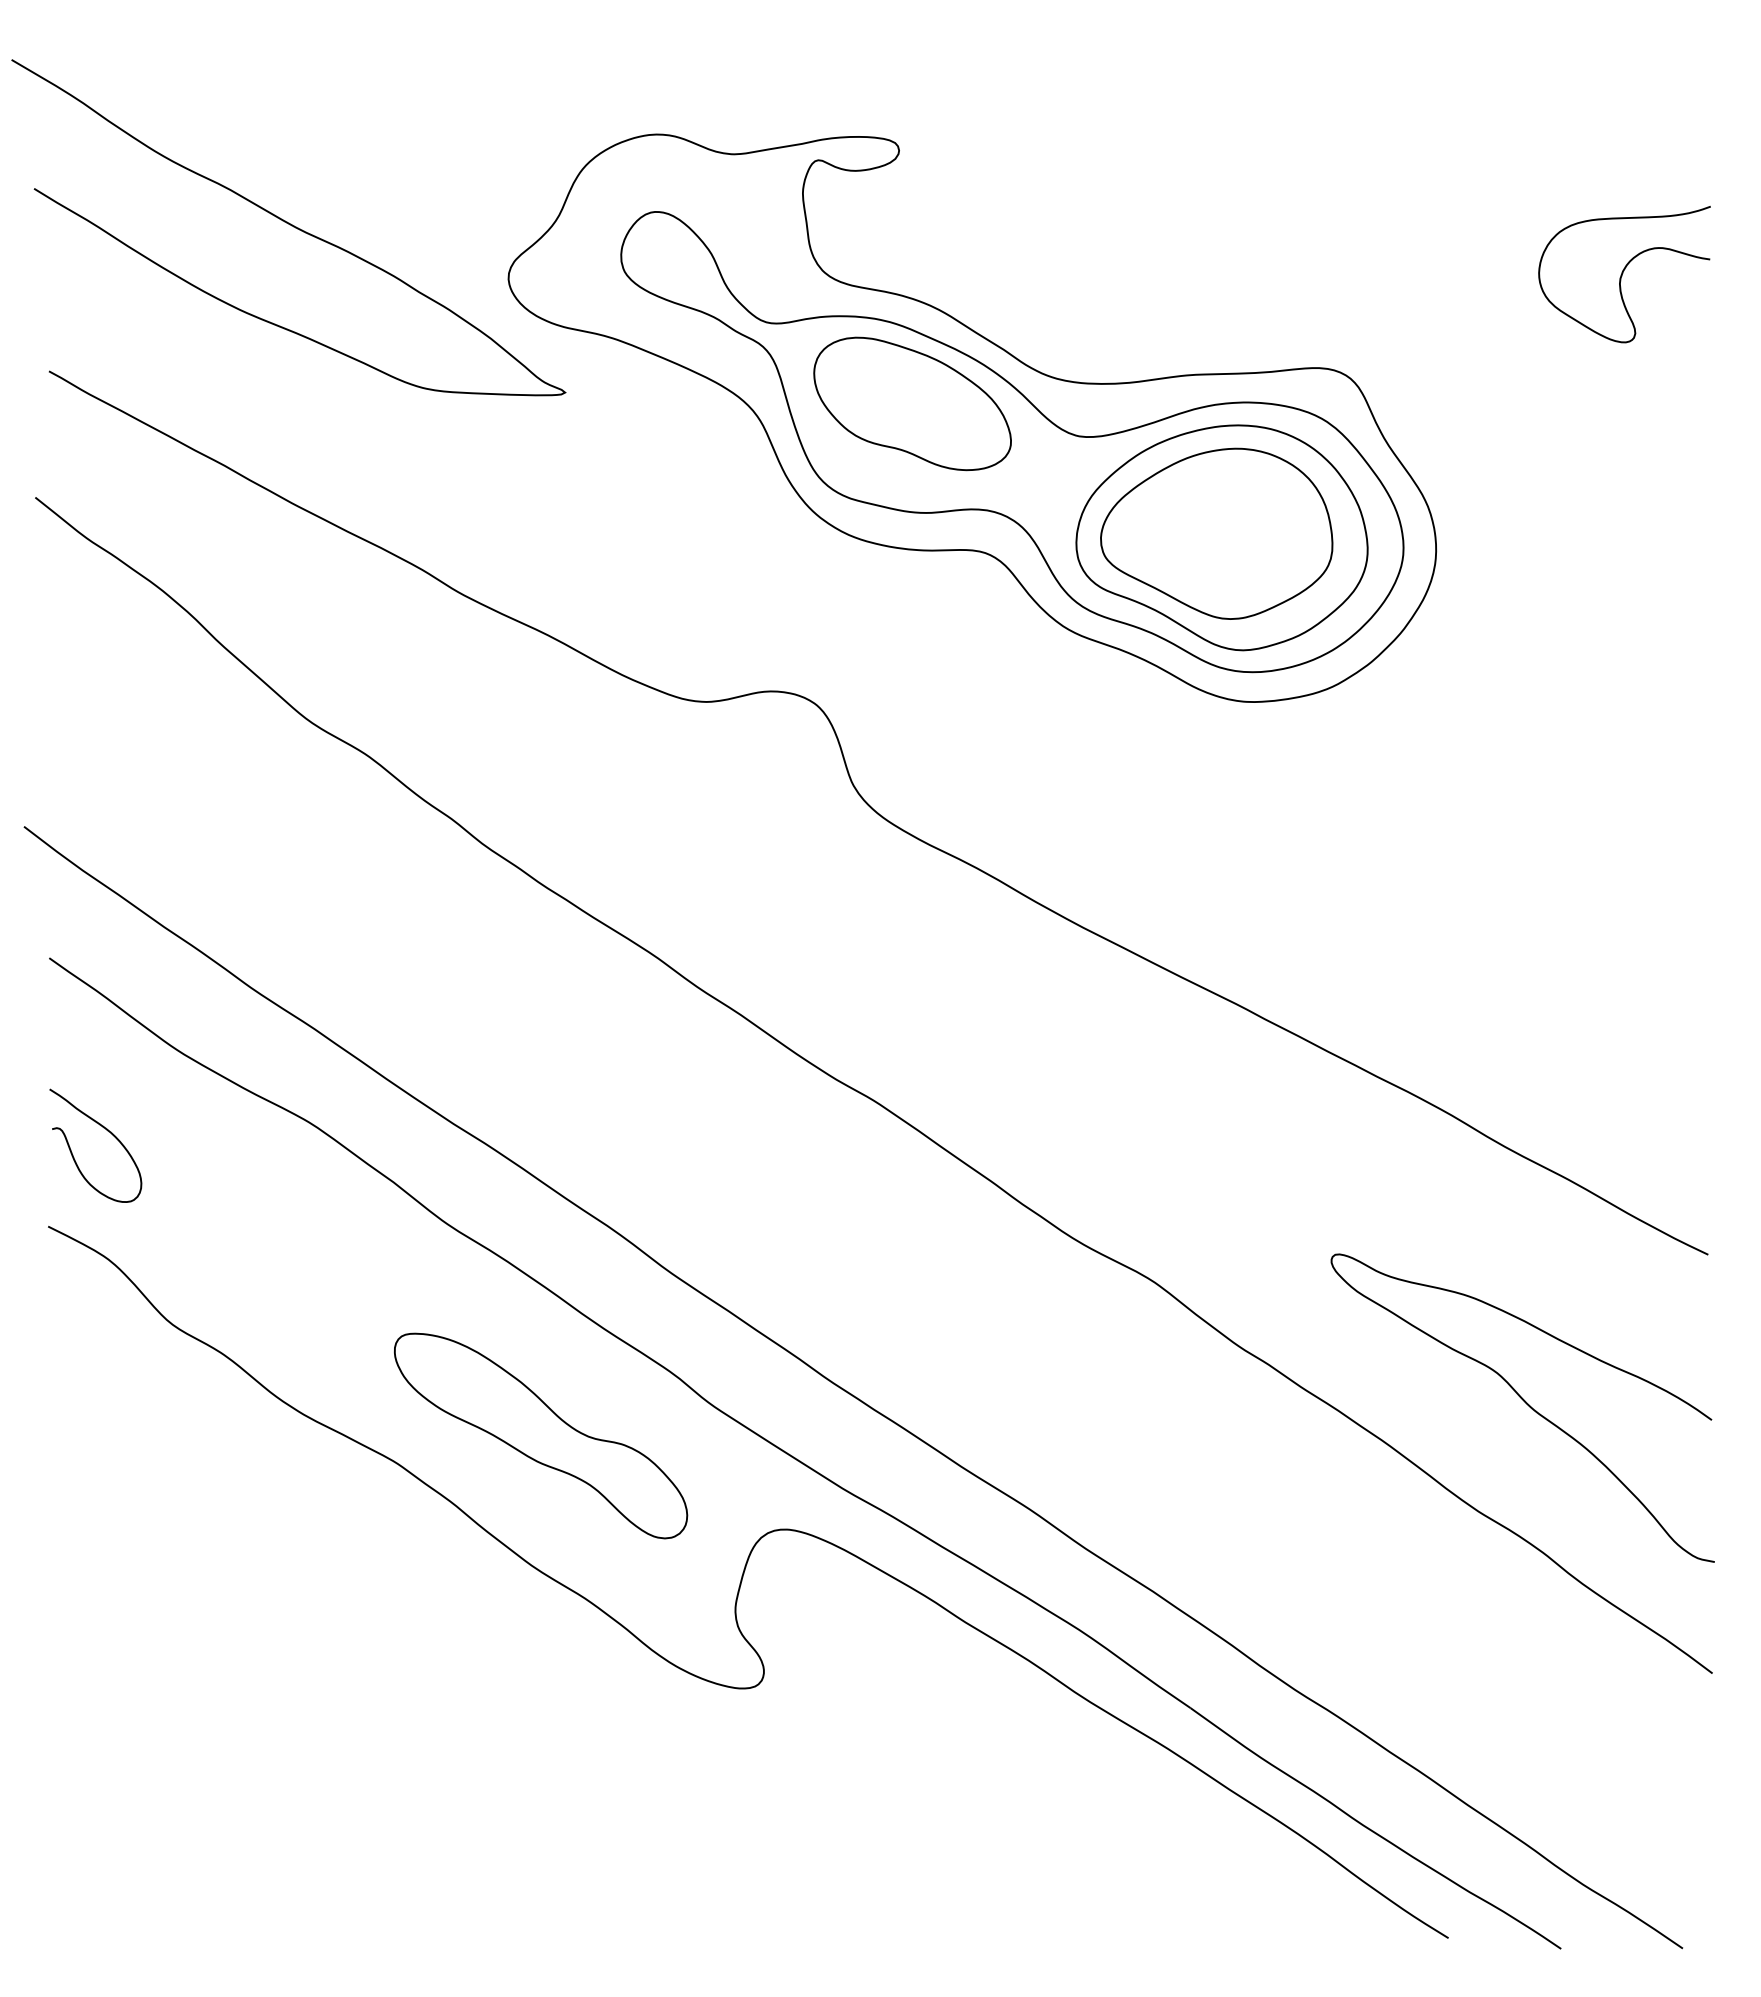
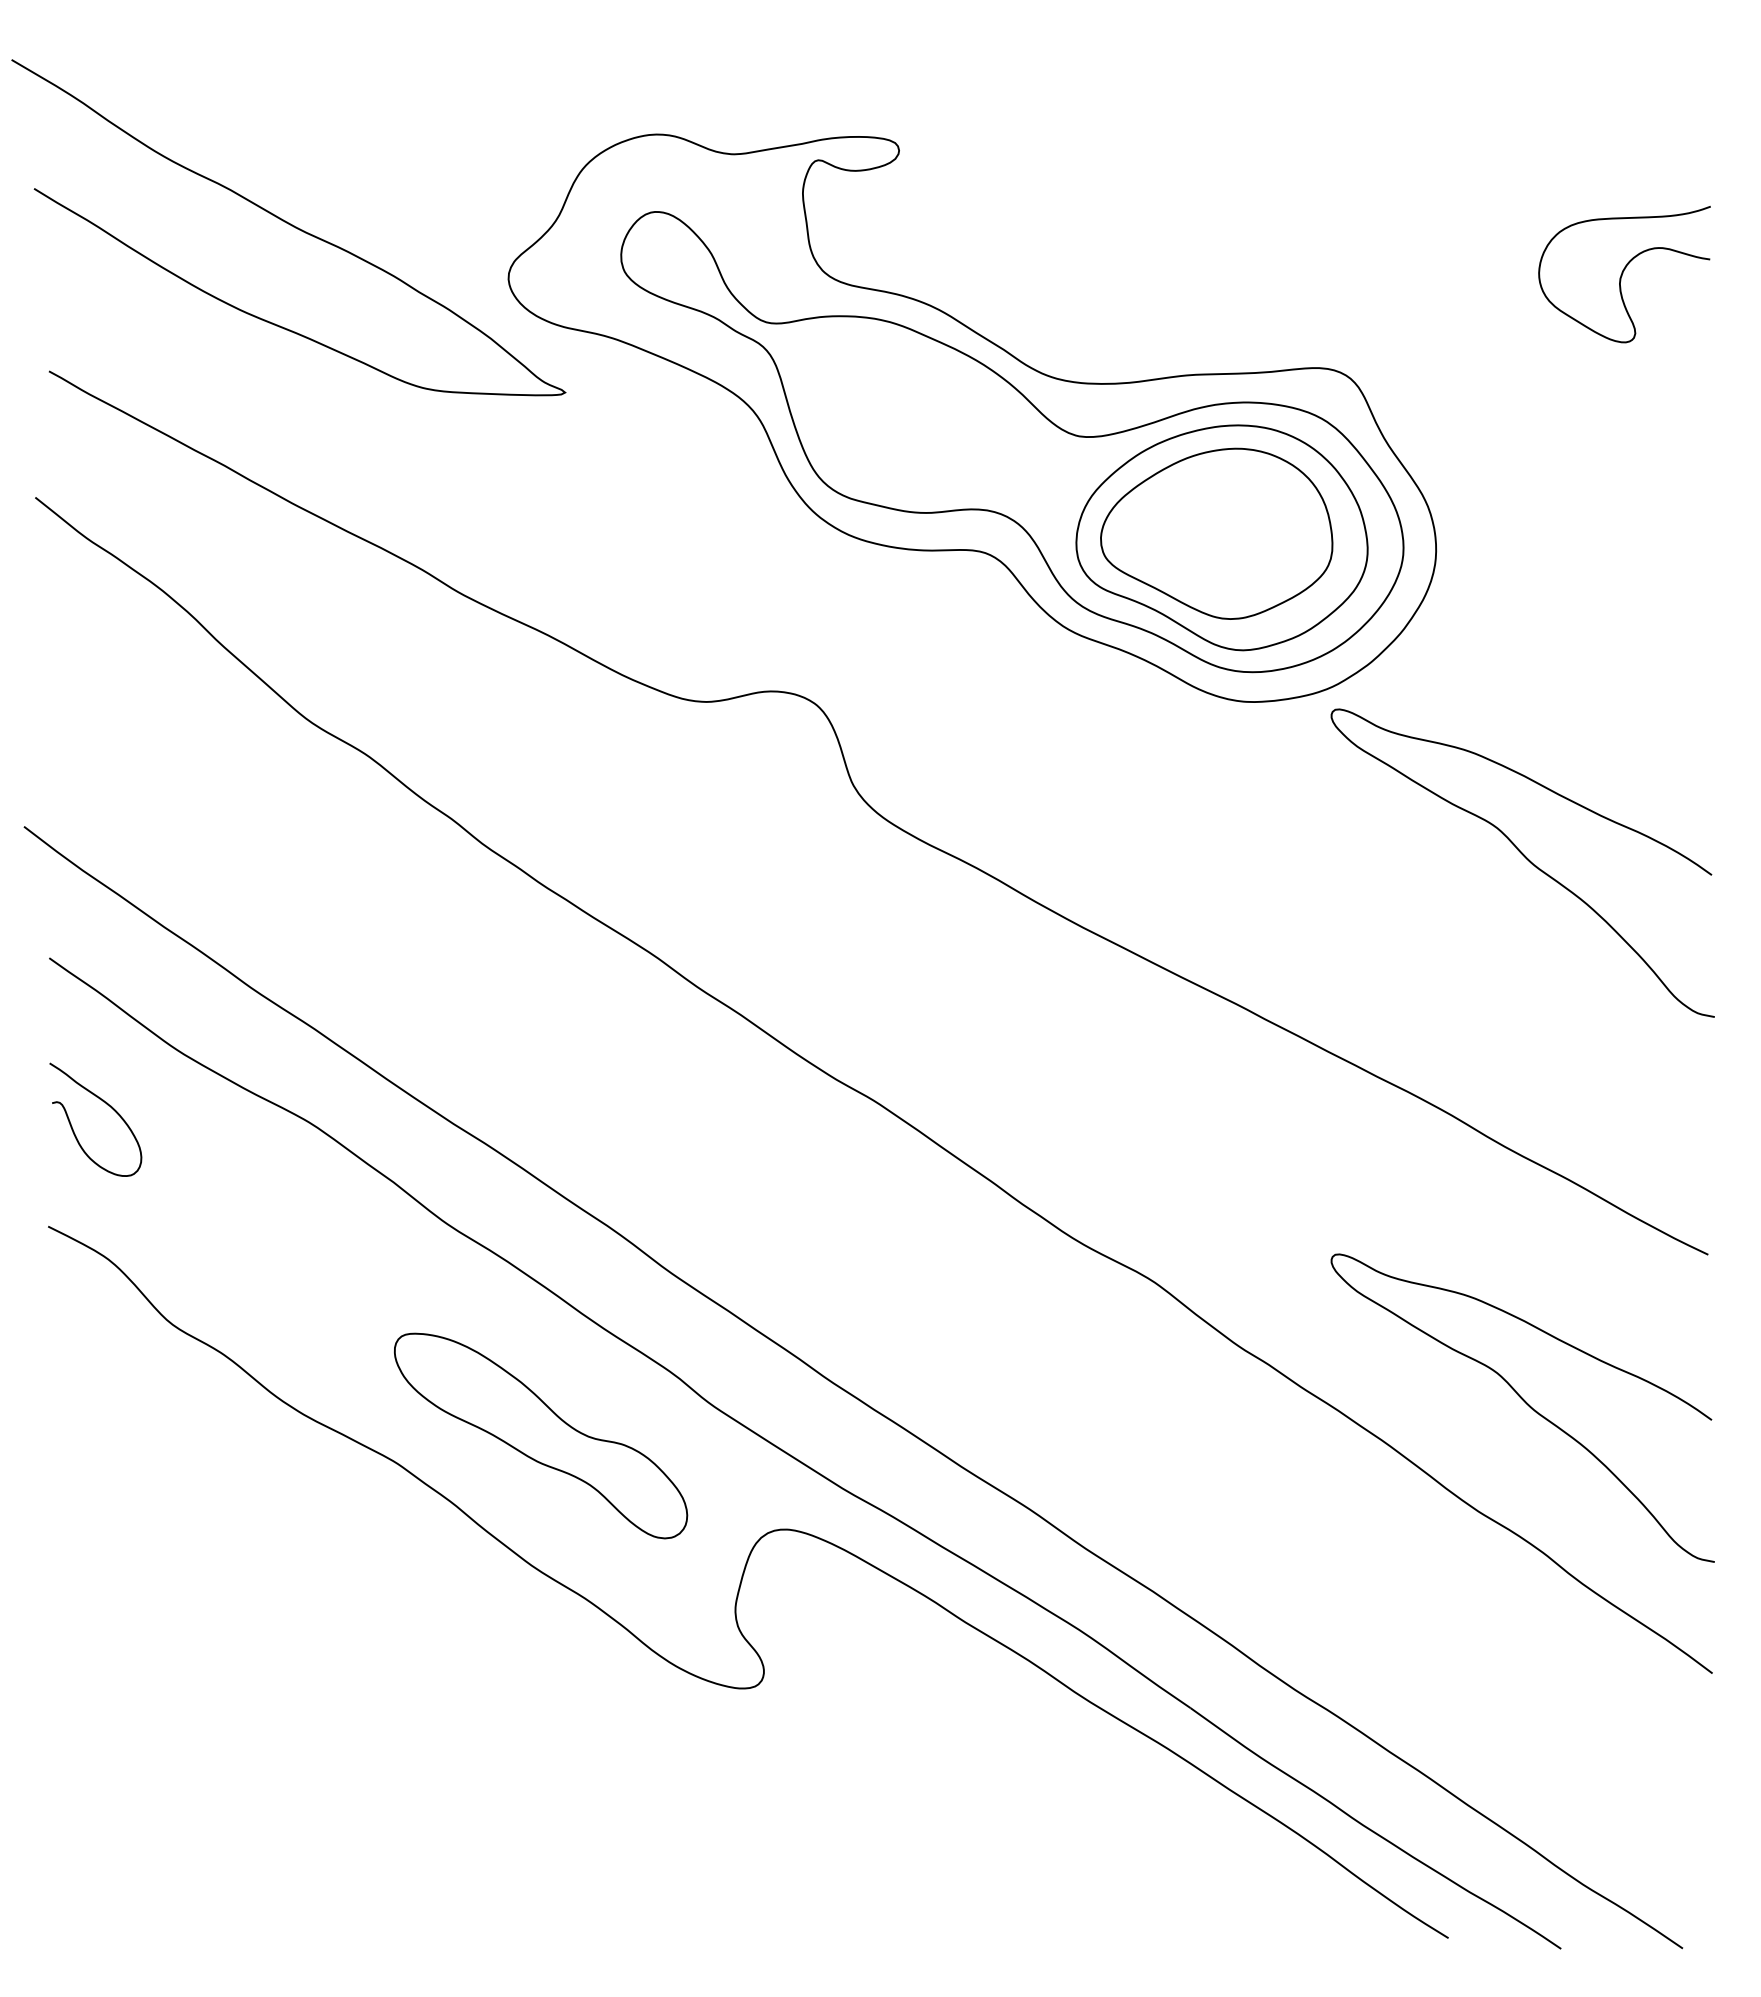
part: present -> none (912, 403)
curve: none -> present (1525, 858)
curve position: (107, 1131) -> (107, 1105) (107, 1105)
